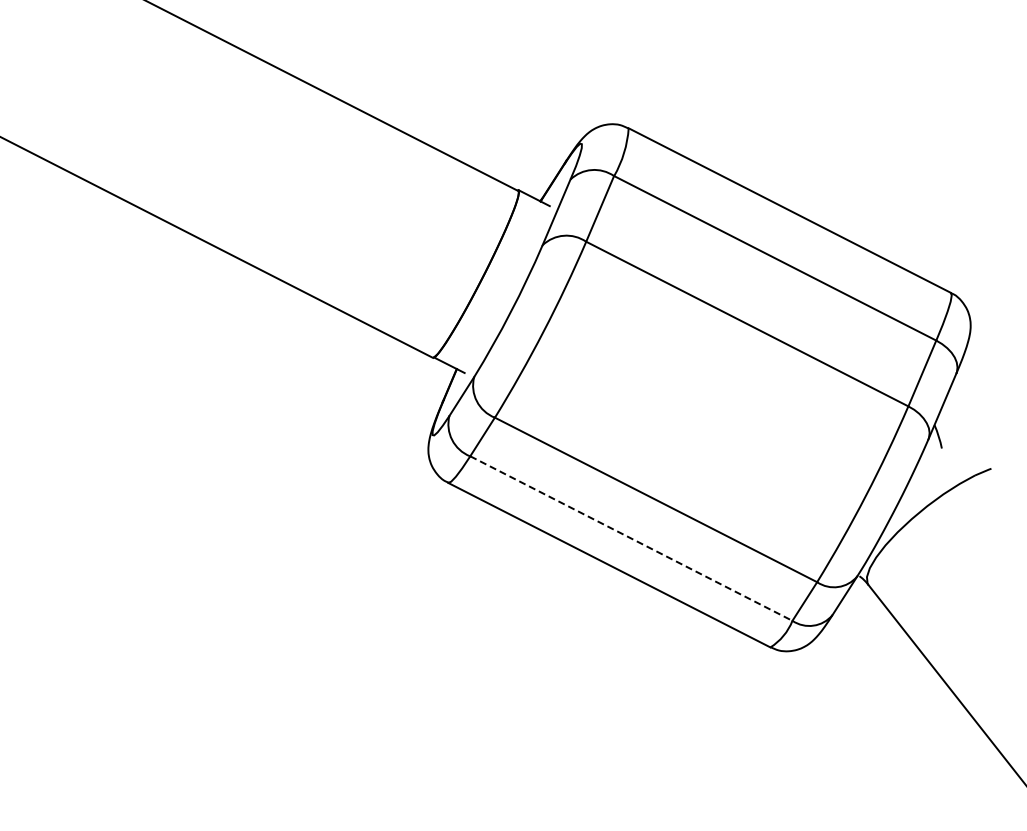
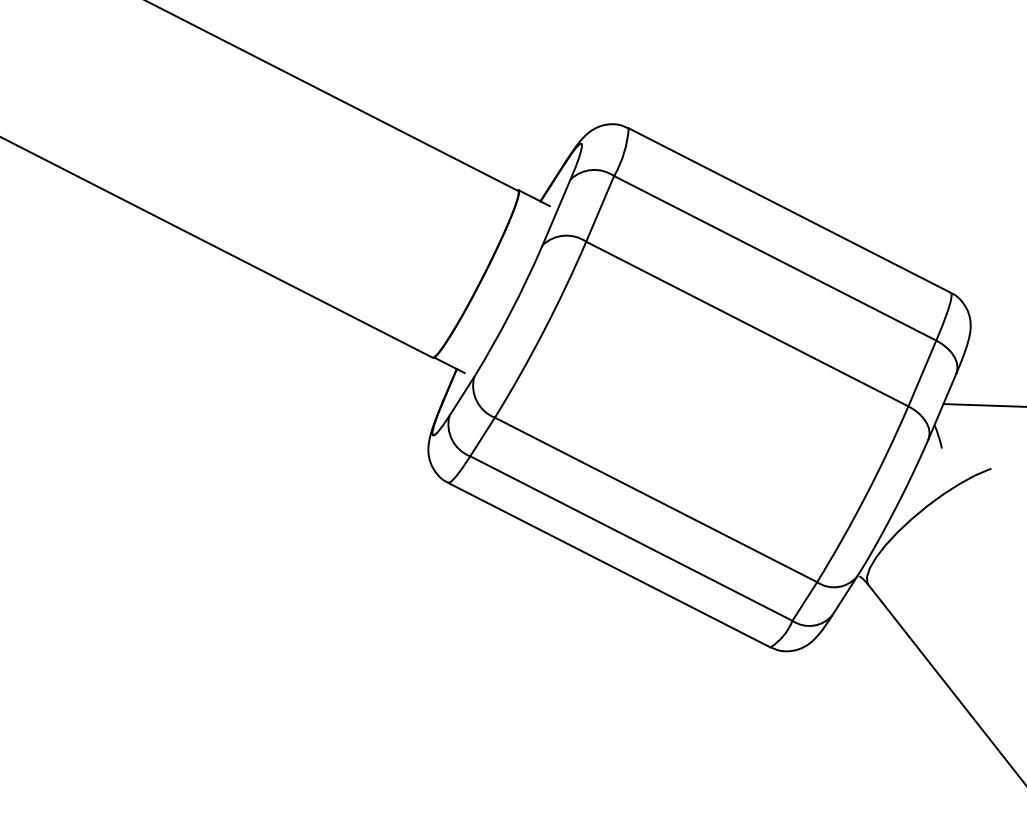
line: none -> present (983, 405)
line: dashed -> solid (631, 538)
